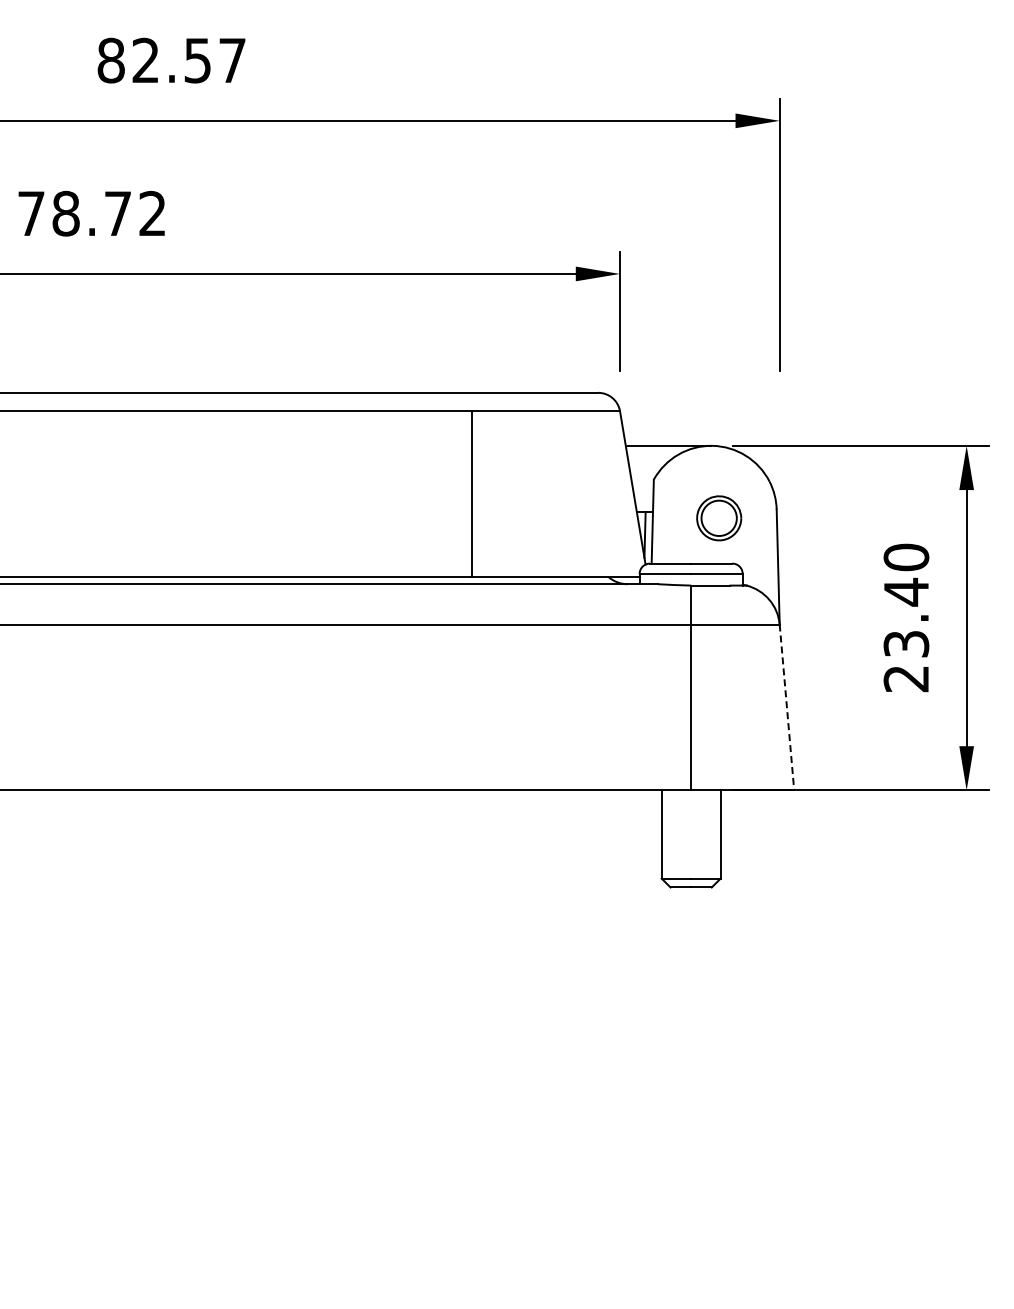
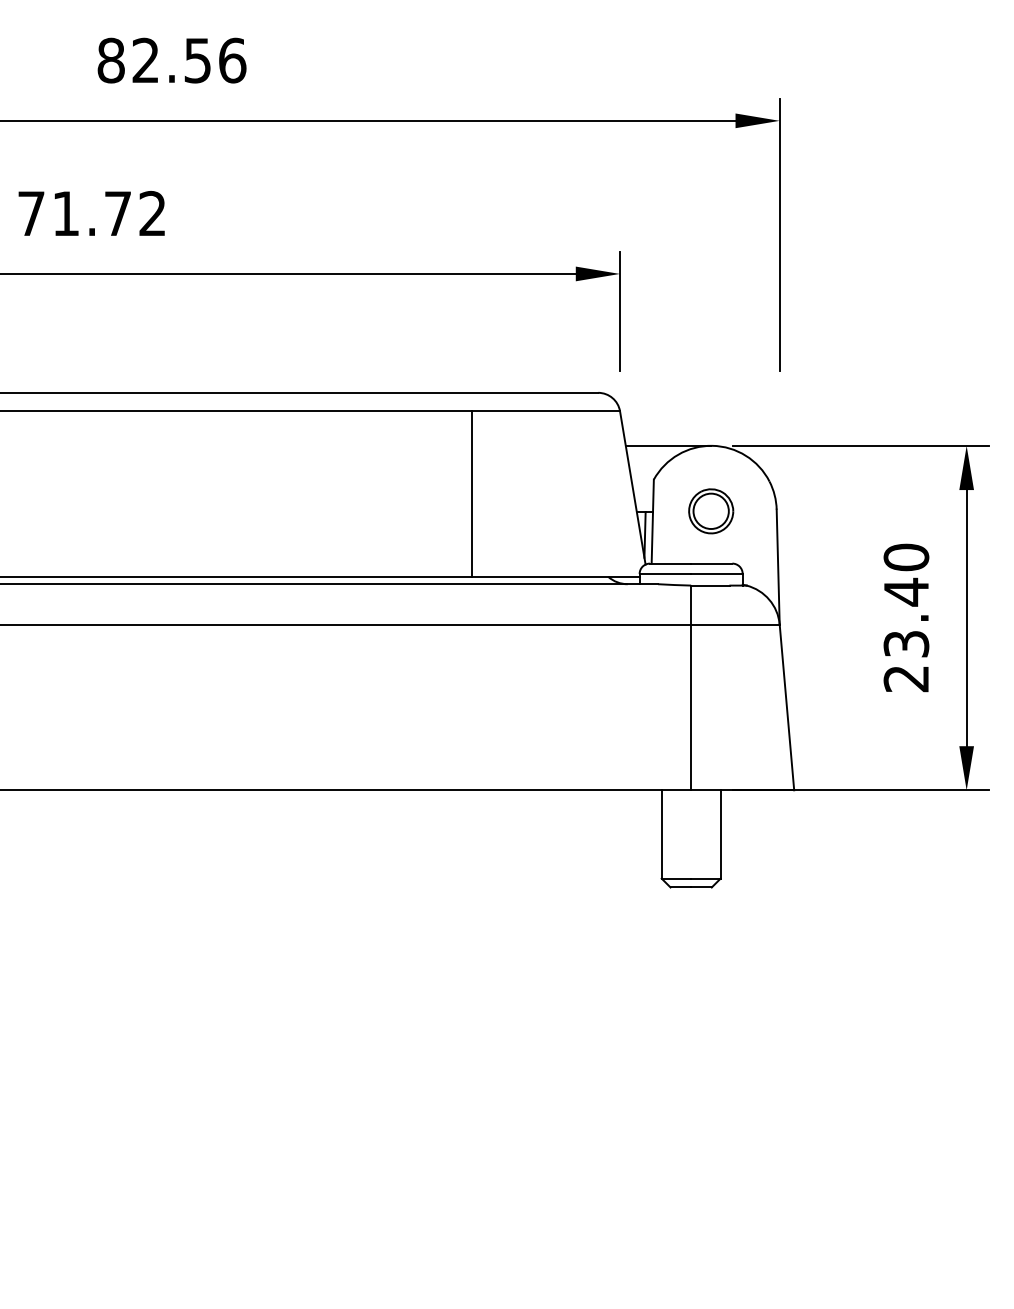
text: 82.57 -> 82.56 (232, 60)
text: 78.72 -> 71.72 (65, 213)
part position: (719, 518) -> (711, 511) (711, 511)
line: dashed -> solid (786, 707)
